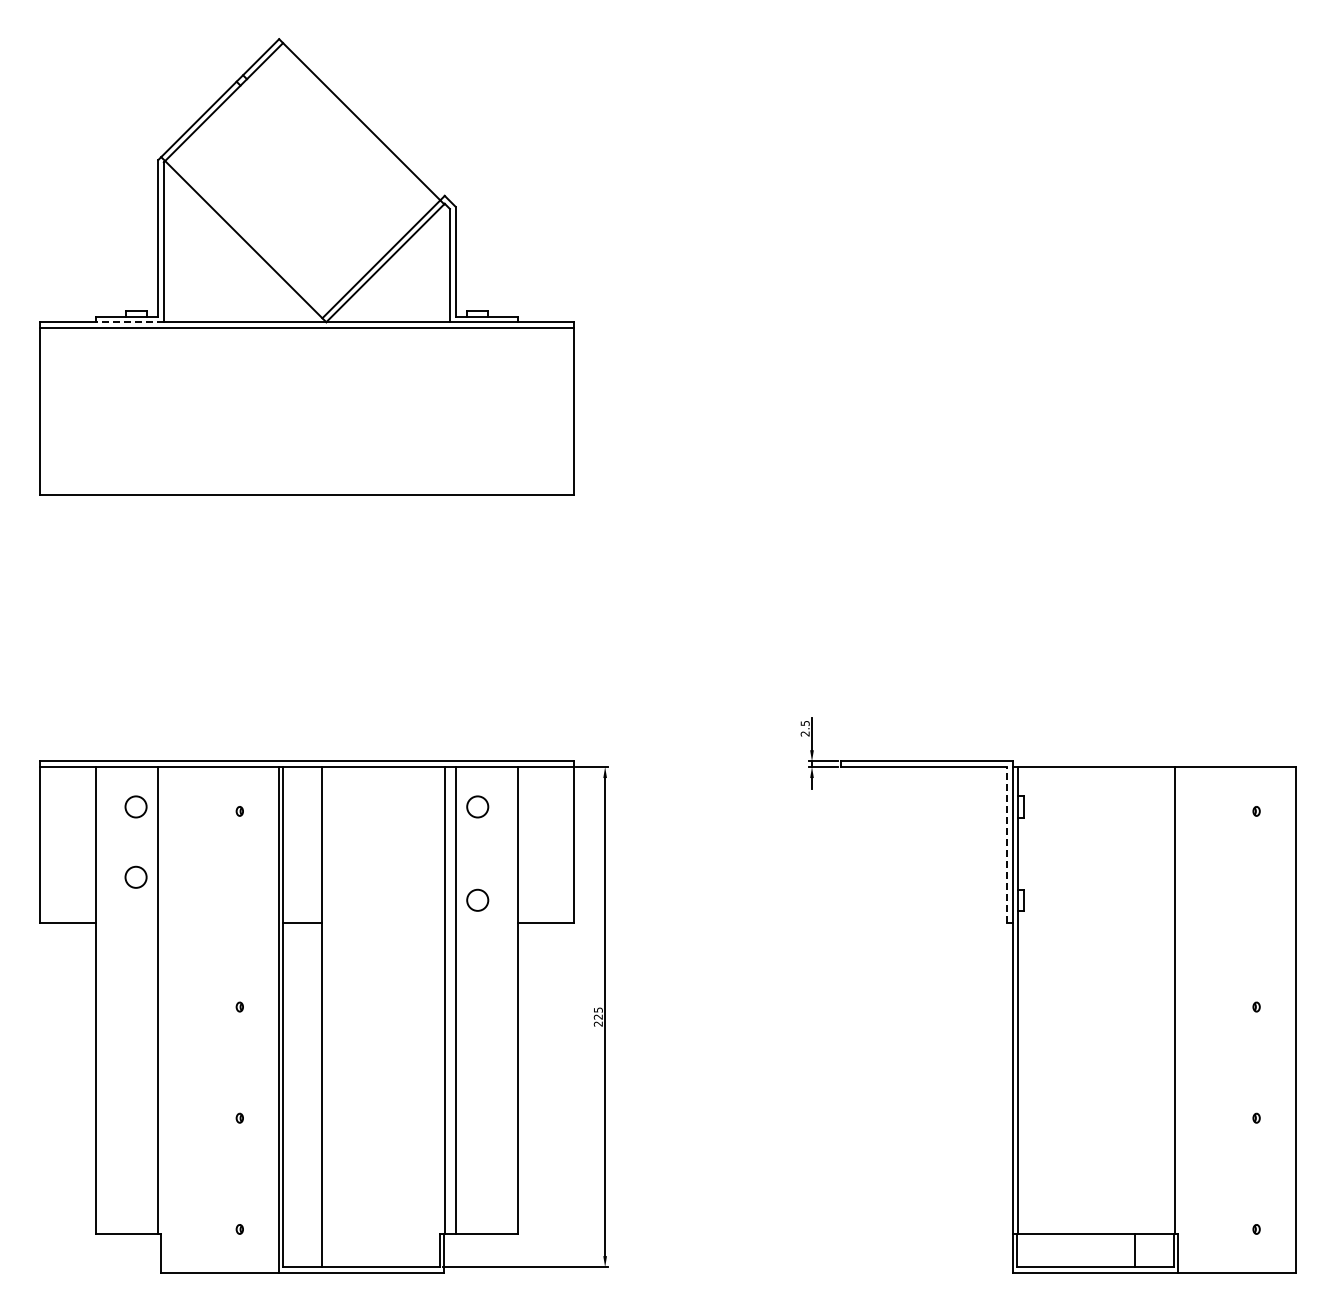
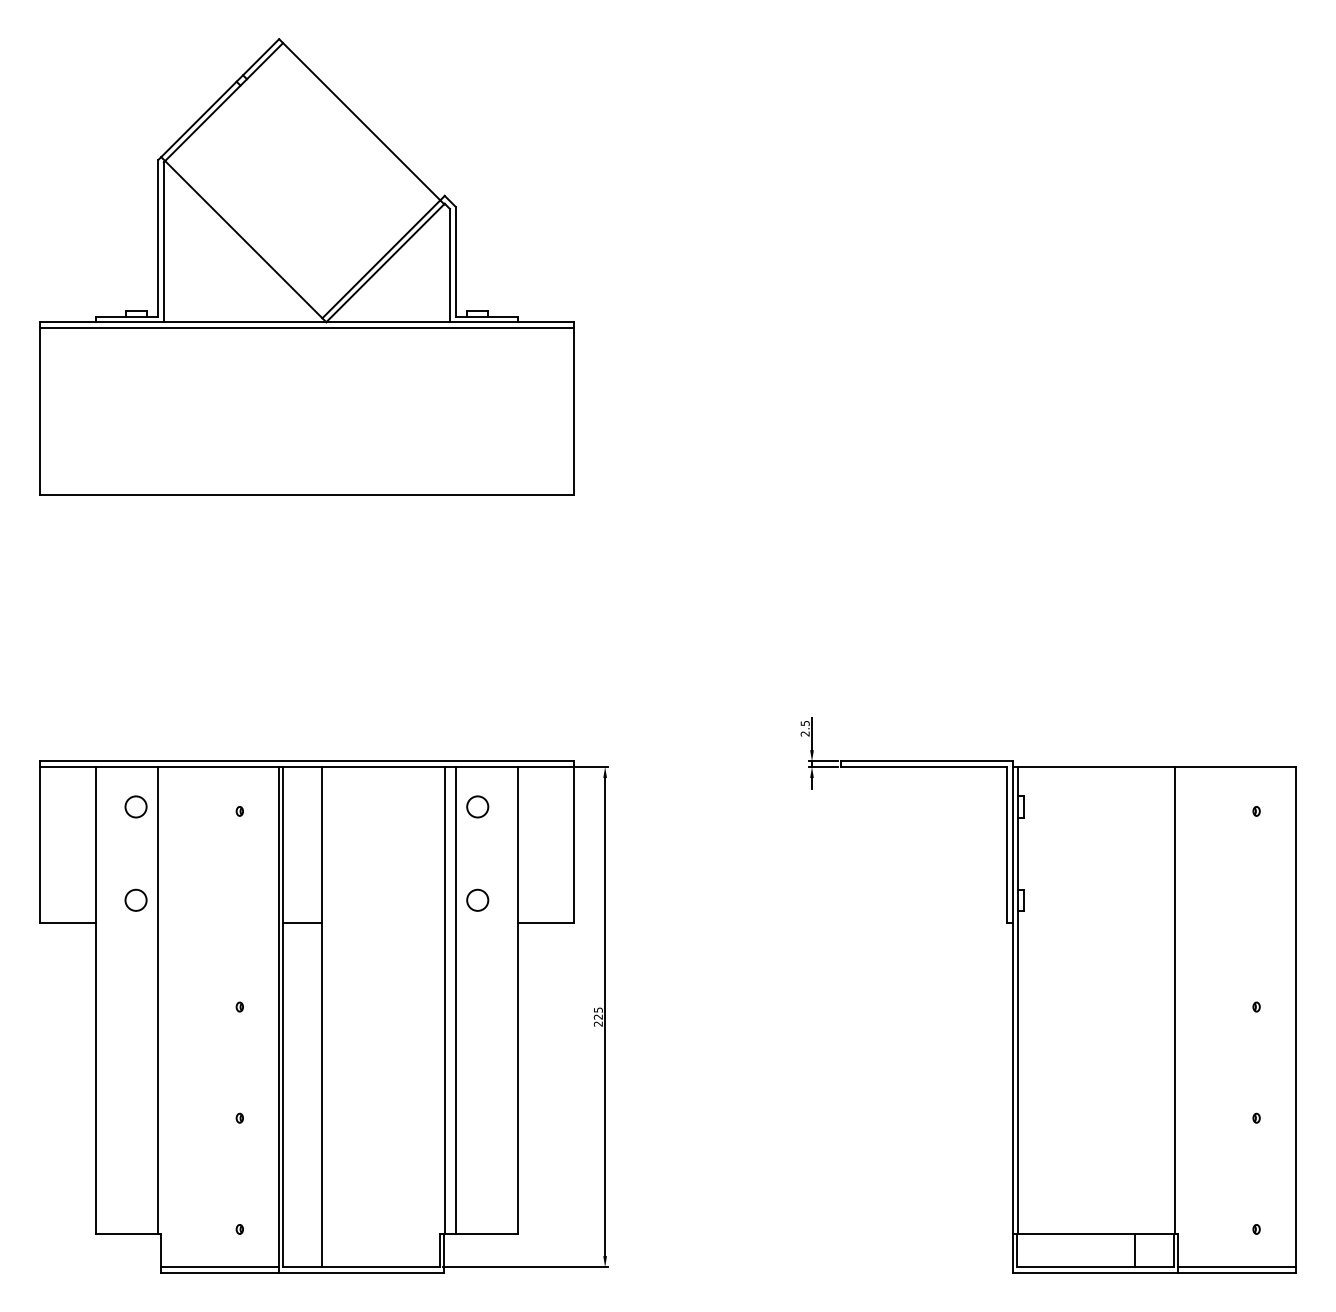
line: dashed -> solid (129, 322)
line: dashed -> solid (1007, 844)
circle position: (135, 876) -> (135, 899) (135, 899)
line: none -> present (220, 1267)
line: none -> present (1236, 1267)
